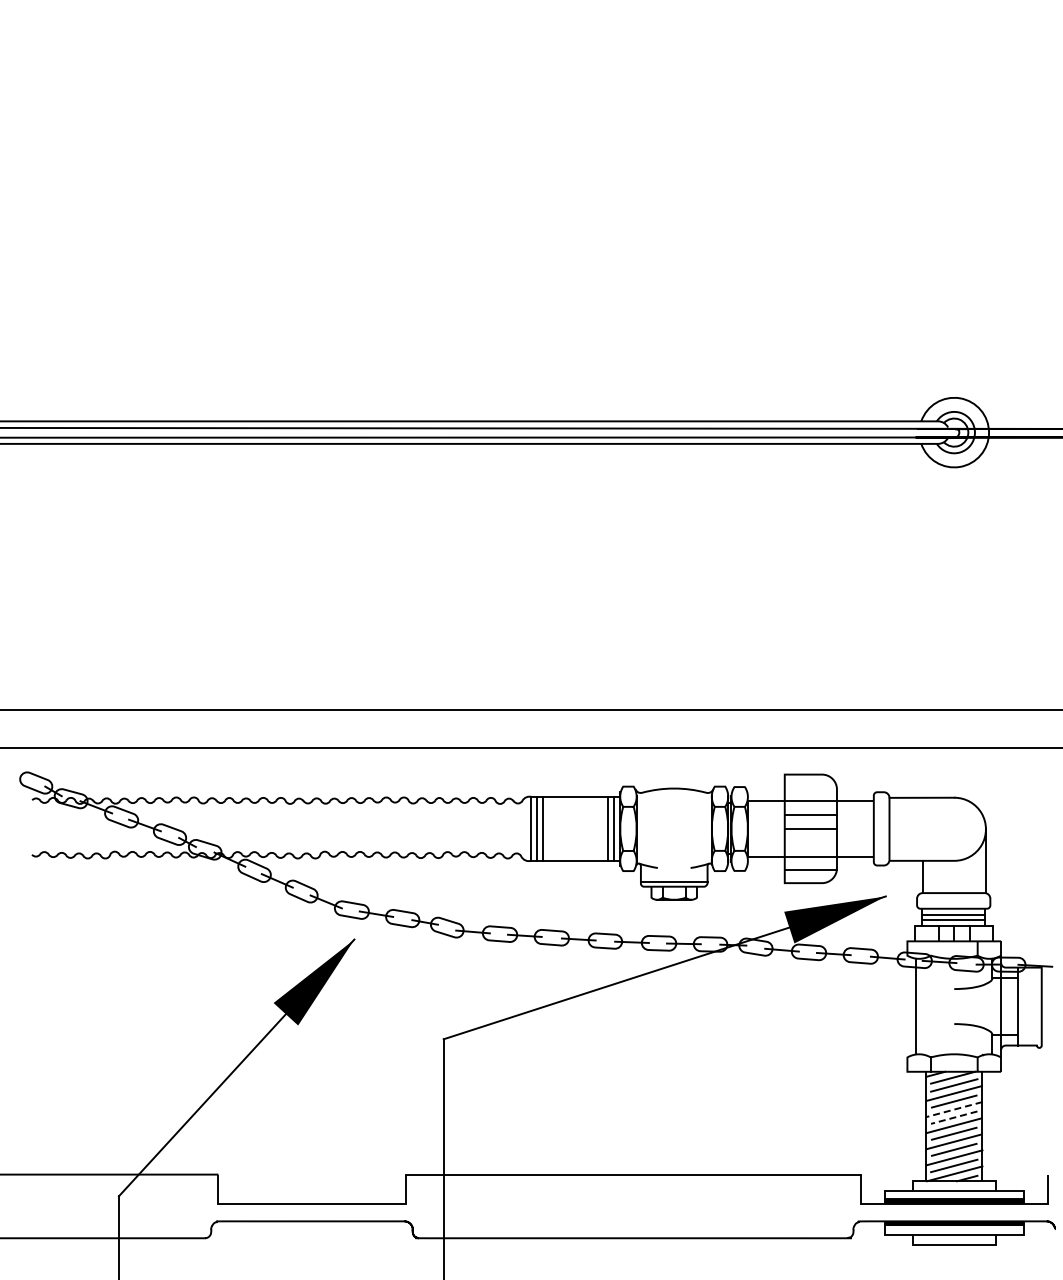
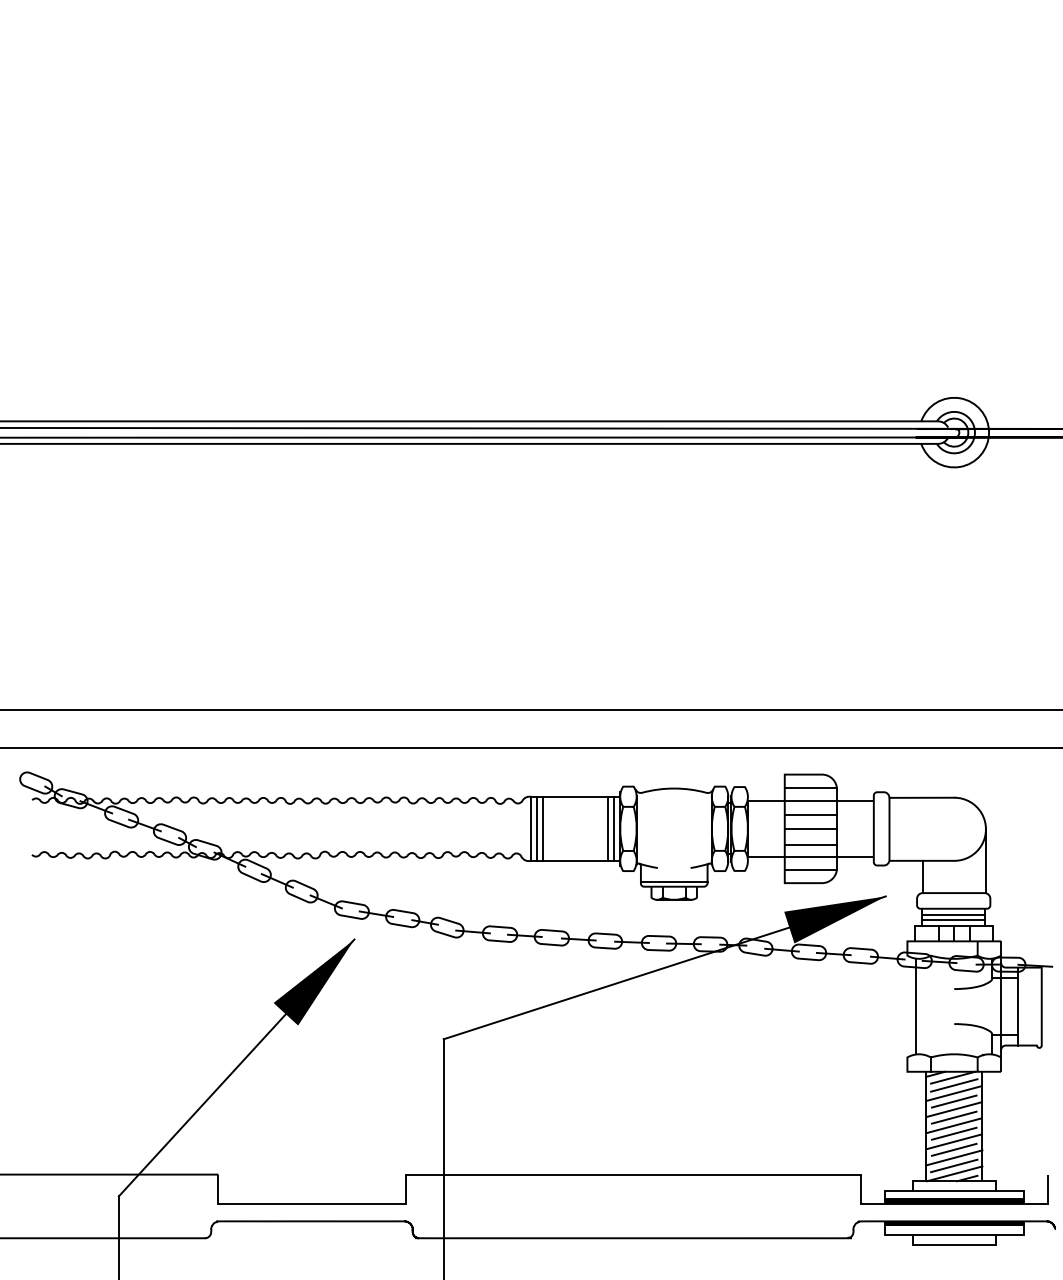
line: none -> present (810, 787)
line: none -> present (810, 845)
line: dashed -> solid (953, 1109)
line: dashed -> solid (953, 1117)
